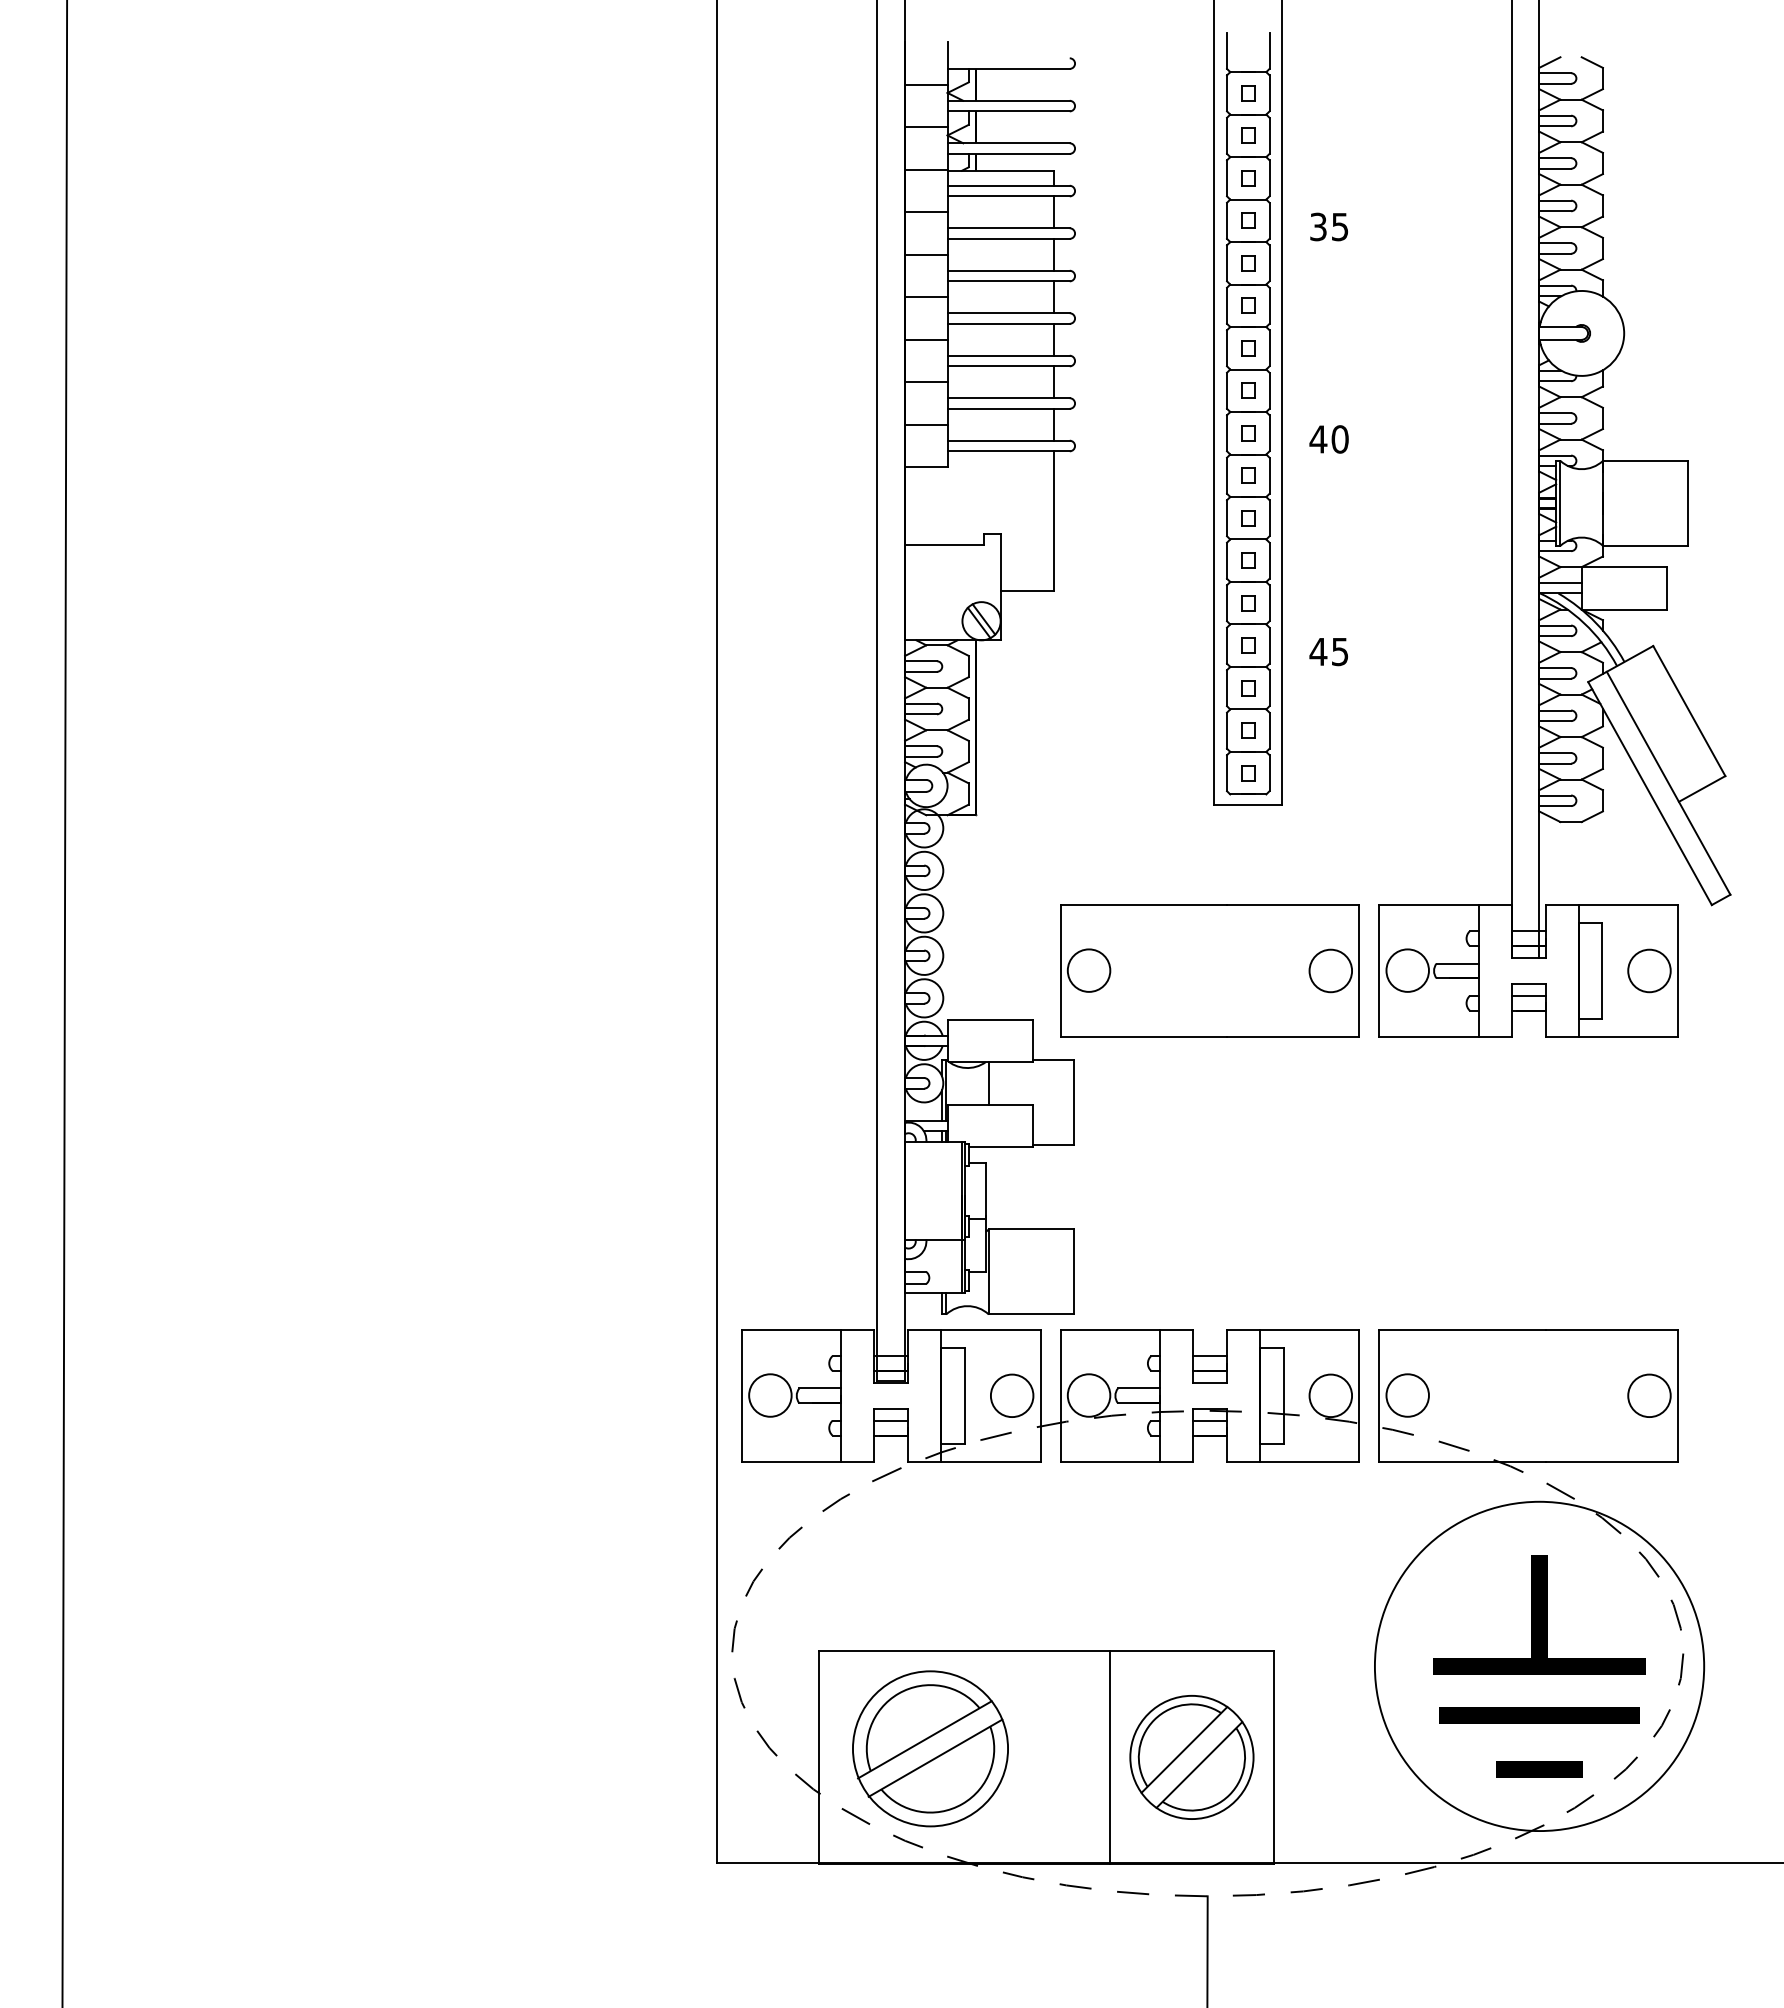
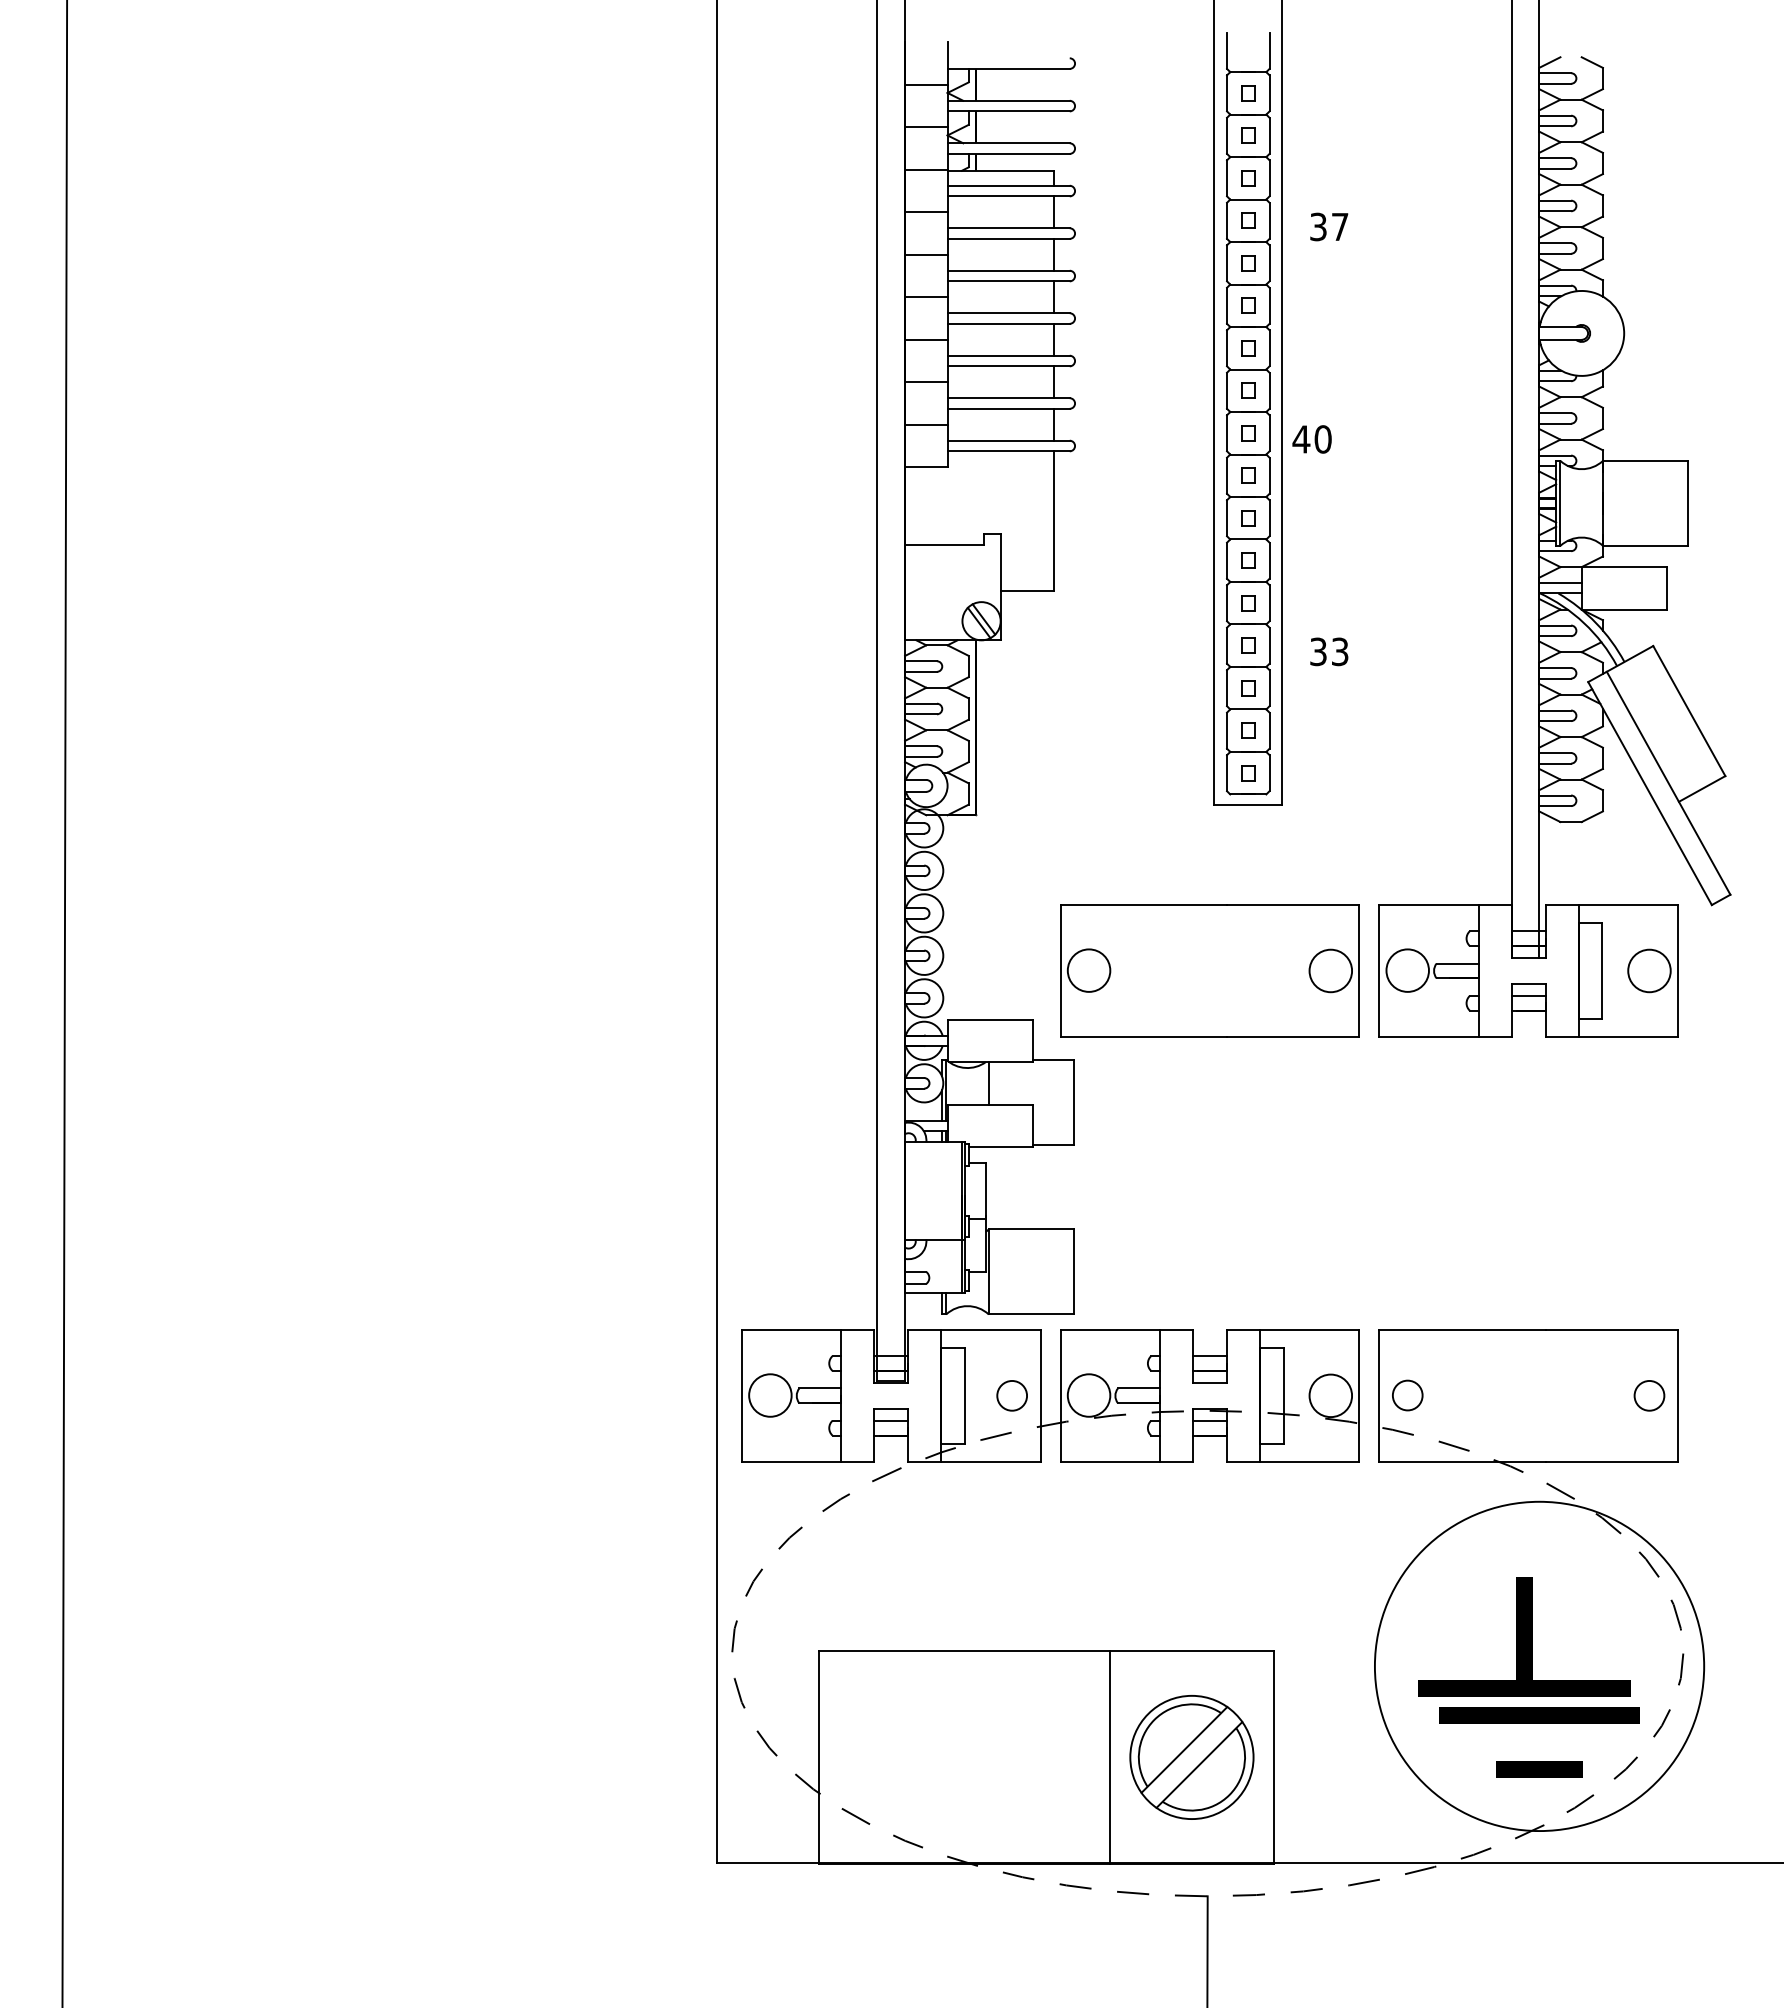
text: 35 -> 37 (1340, 227)
text position: (1328, 439) -> (1311, 439) (1311, 439)
text: 45 -> 33 (1328, 651)
circle diameter: 43 px -> 30 px (1012, 1395)
circle diameter: 43 px -> 30 px (1407, 1395)
circle diameter: 43 px -> 30 px (1649, 1395)
part position: (1539, 1614) -> (1524, 1636) (1524, 1636)
part: present -> none (930, 1748)
